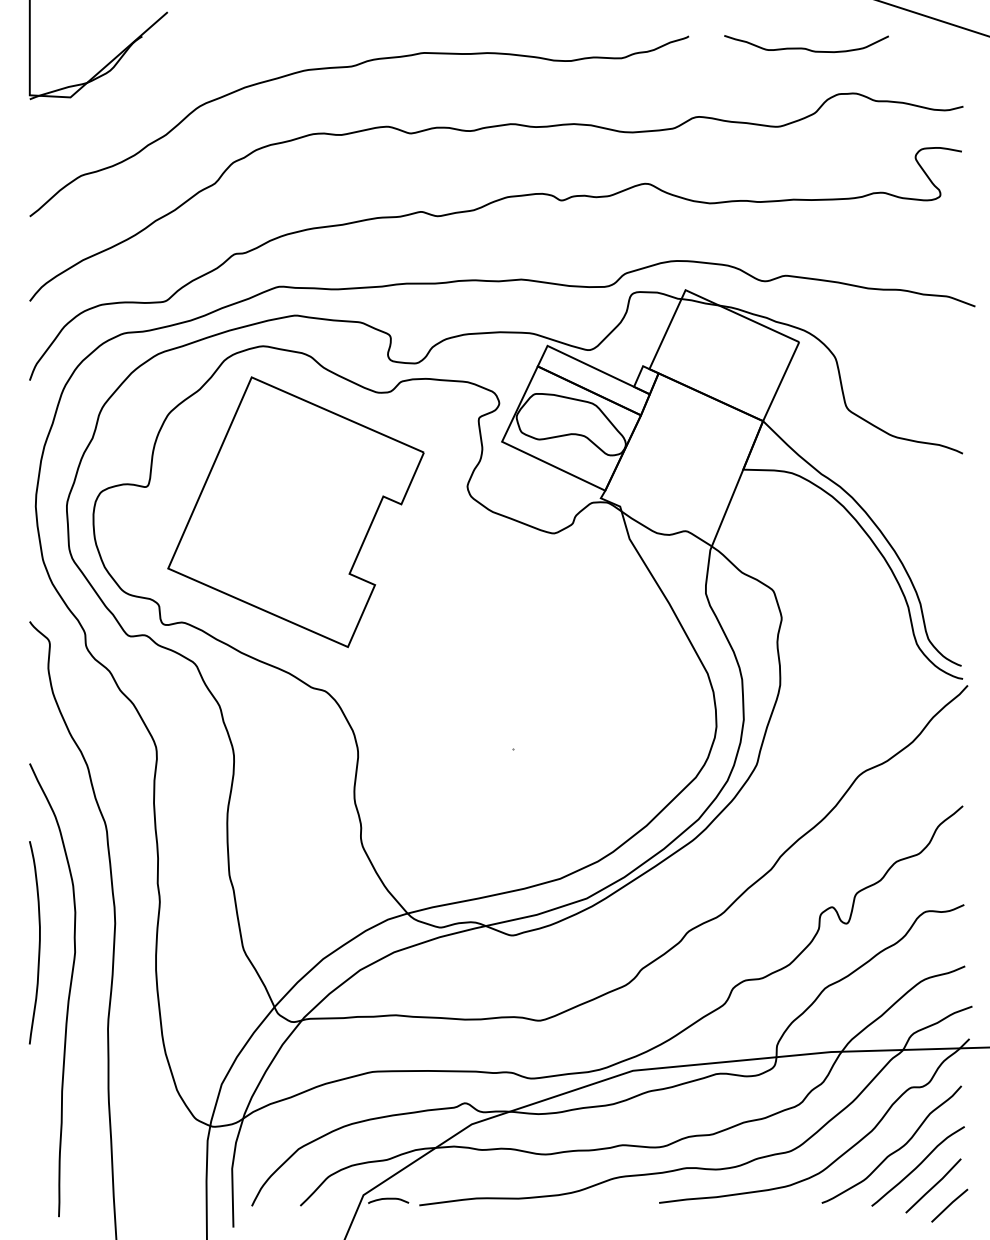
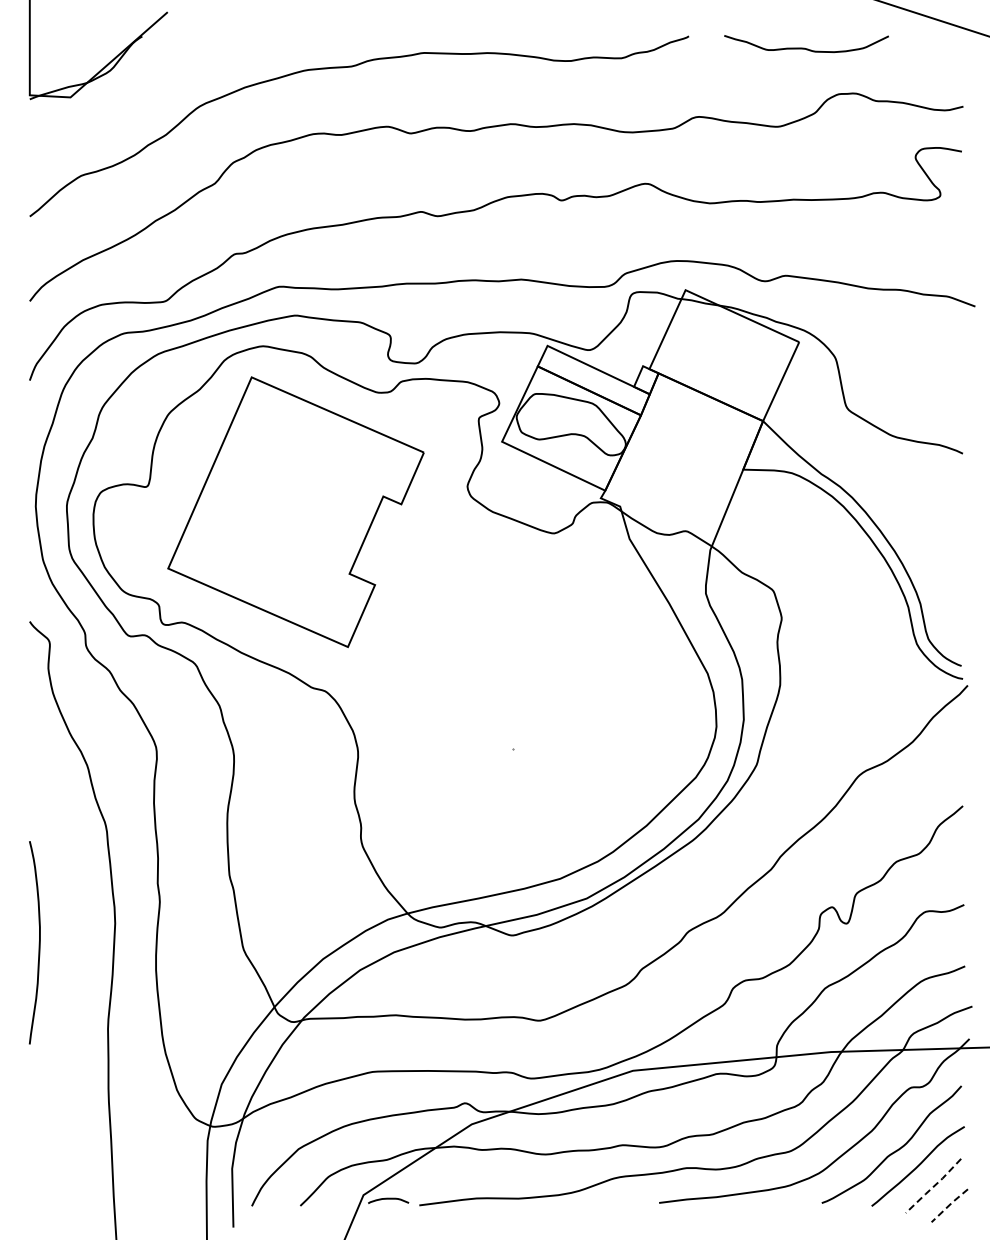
curve: present -> none (68, 992)
line: solid -> dashed (933, 1186)
line: solid -> dashed (949, 1205)
